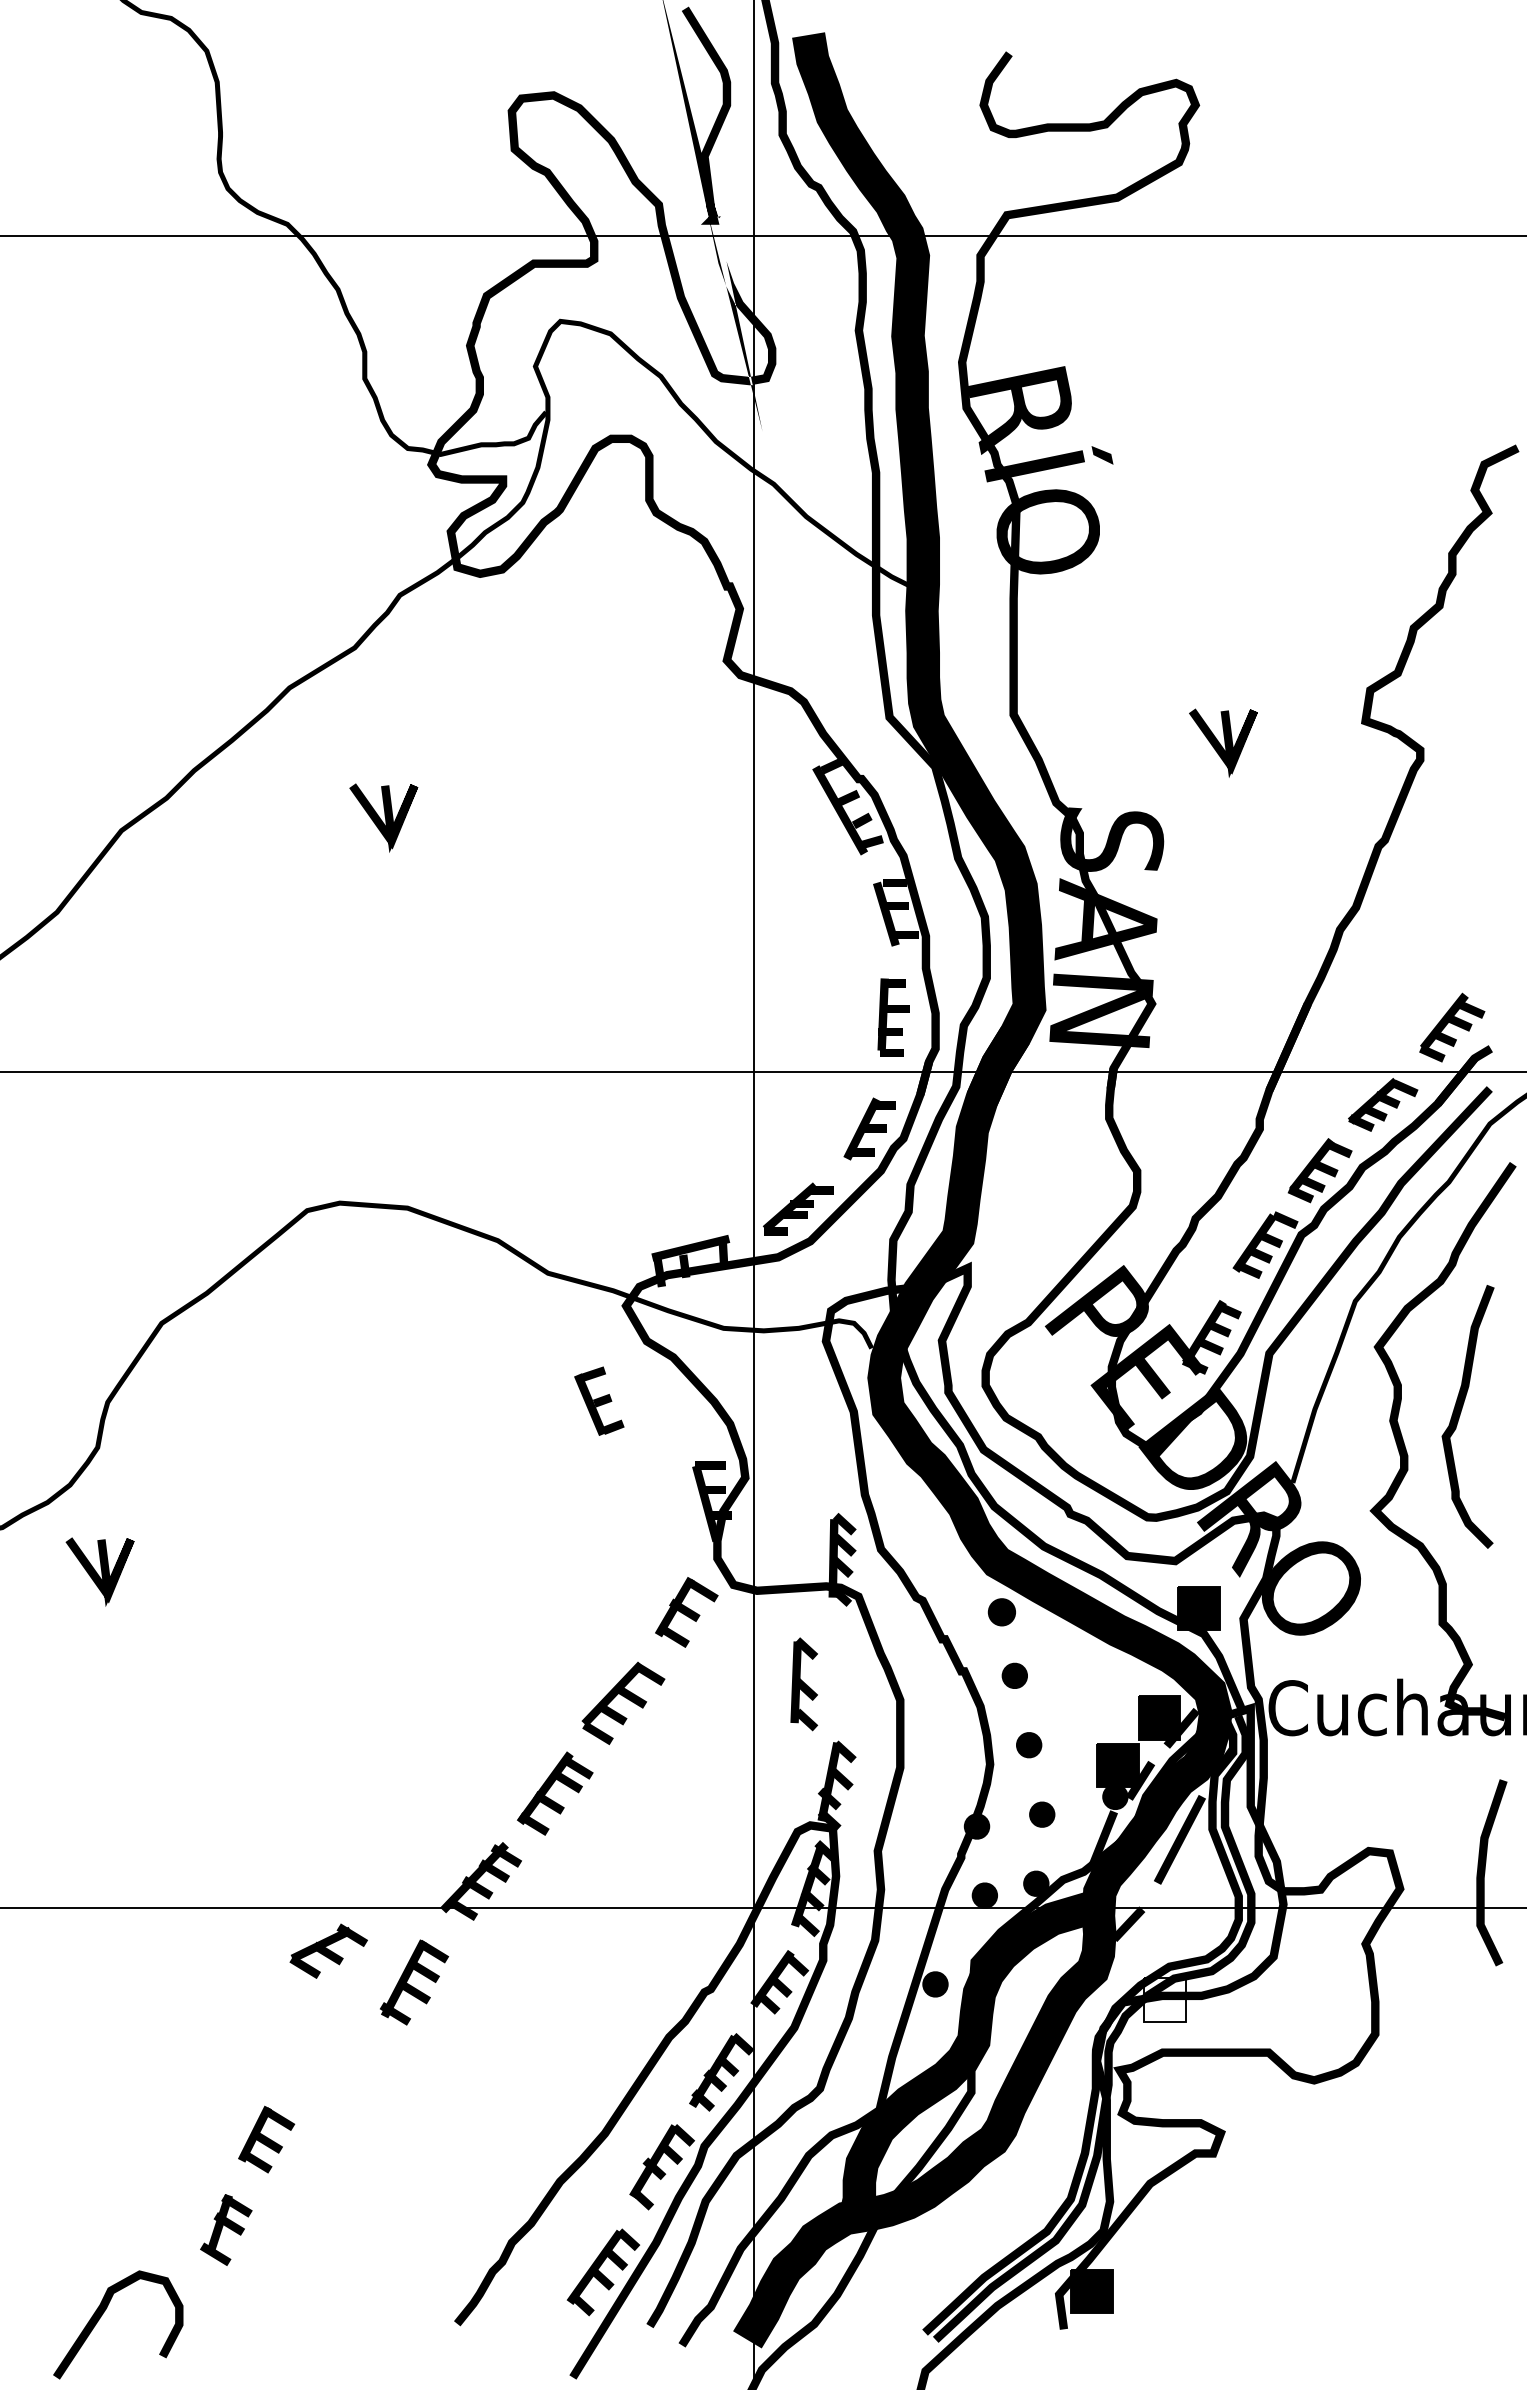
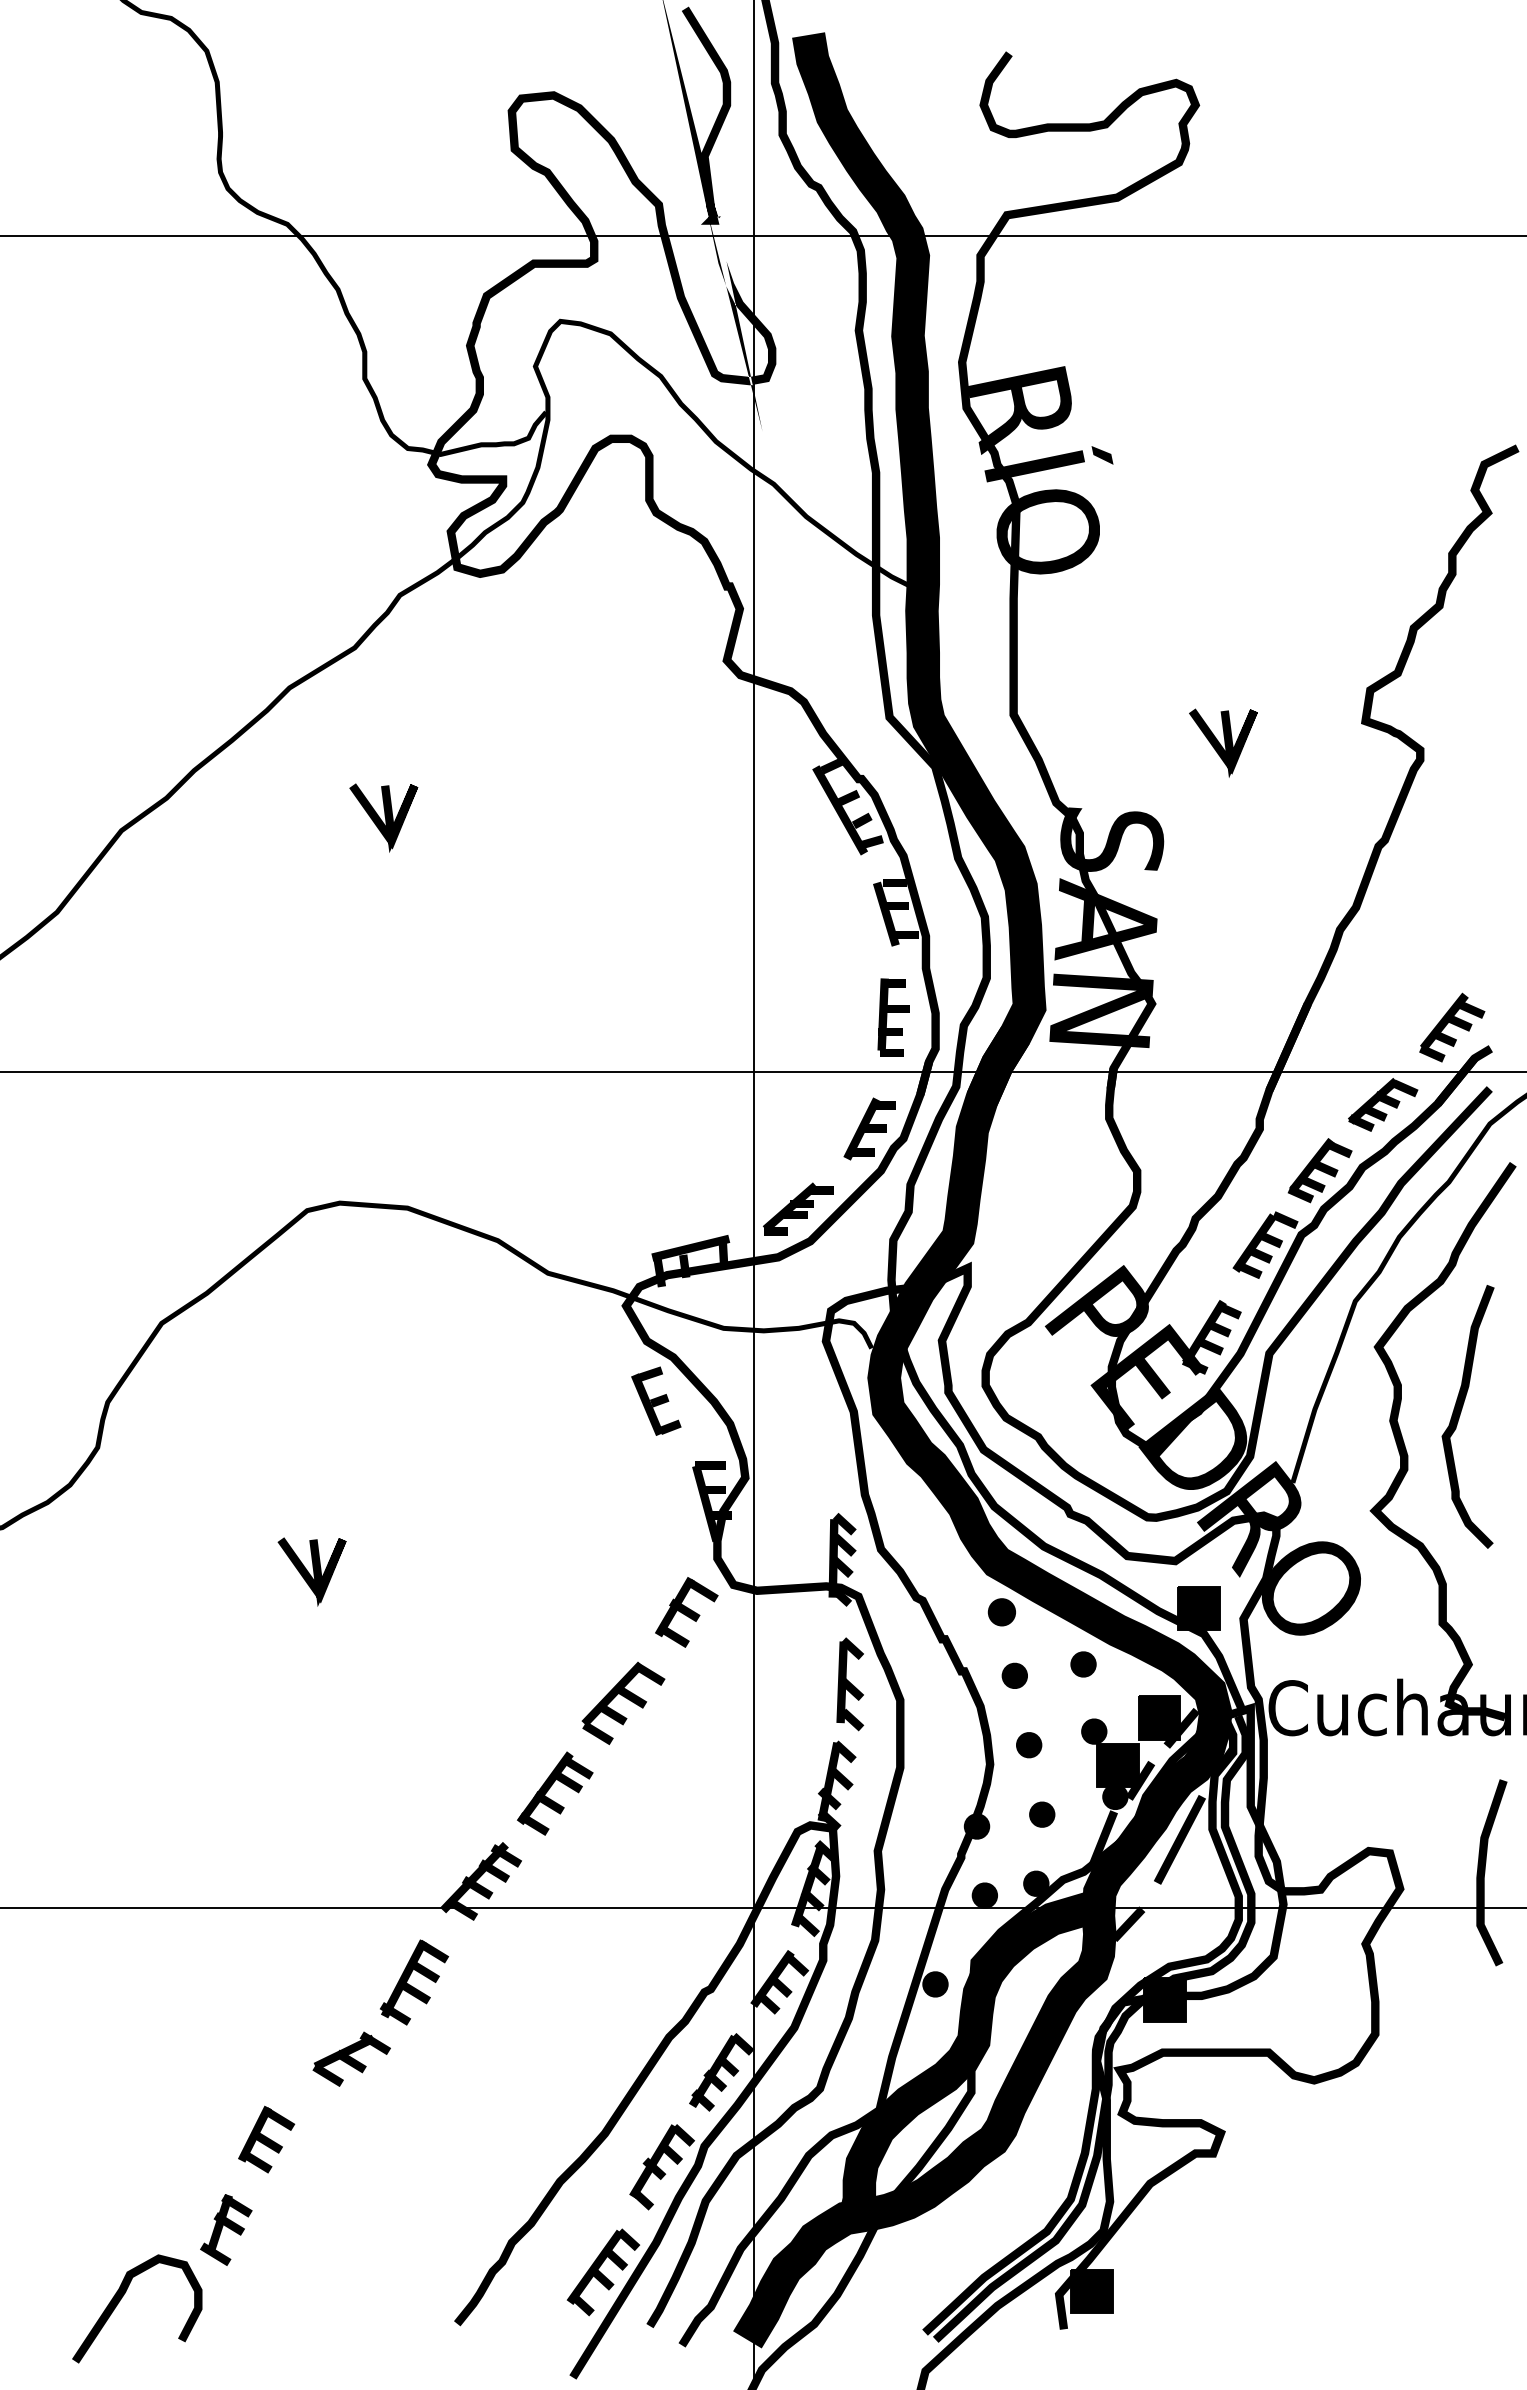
part position: (599, 1400) -> (656, 1400) (656, 1400)
line position: (101, 1571) -> (313, 1571) (313, 1571)
fill: none -> present (1083, 1664)
part position: (804, 1684) -> (850, 1684) (850, 1684)
fill: none -> present (1094, 1731)
part position: (328, 1950) -> (351, 2058) (351, 2058)
fill: none -> present (1164, 1999)
curve position: (103, 2314) -> (122, 2298) (122, 2298)
